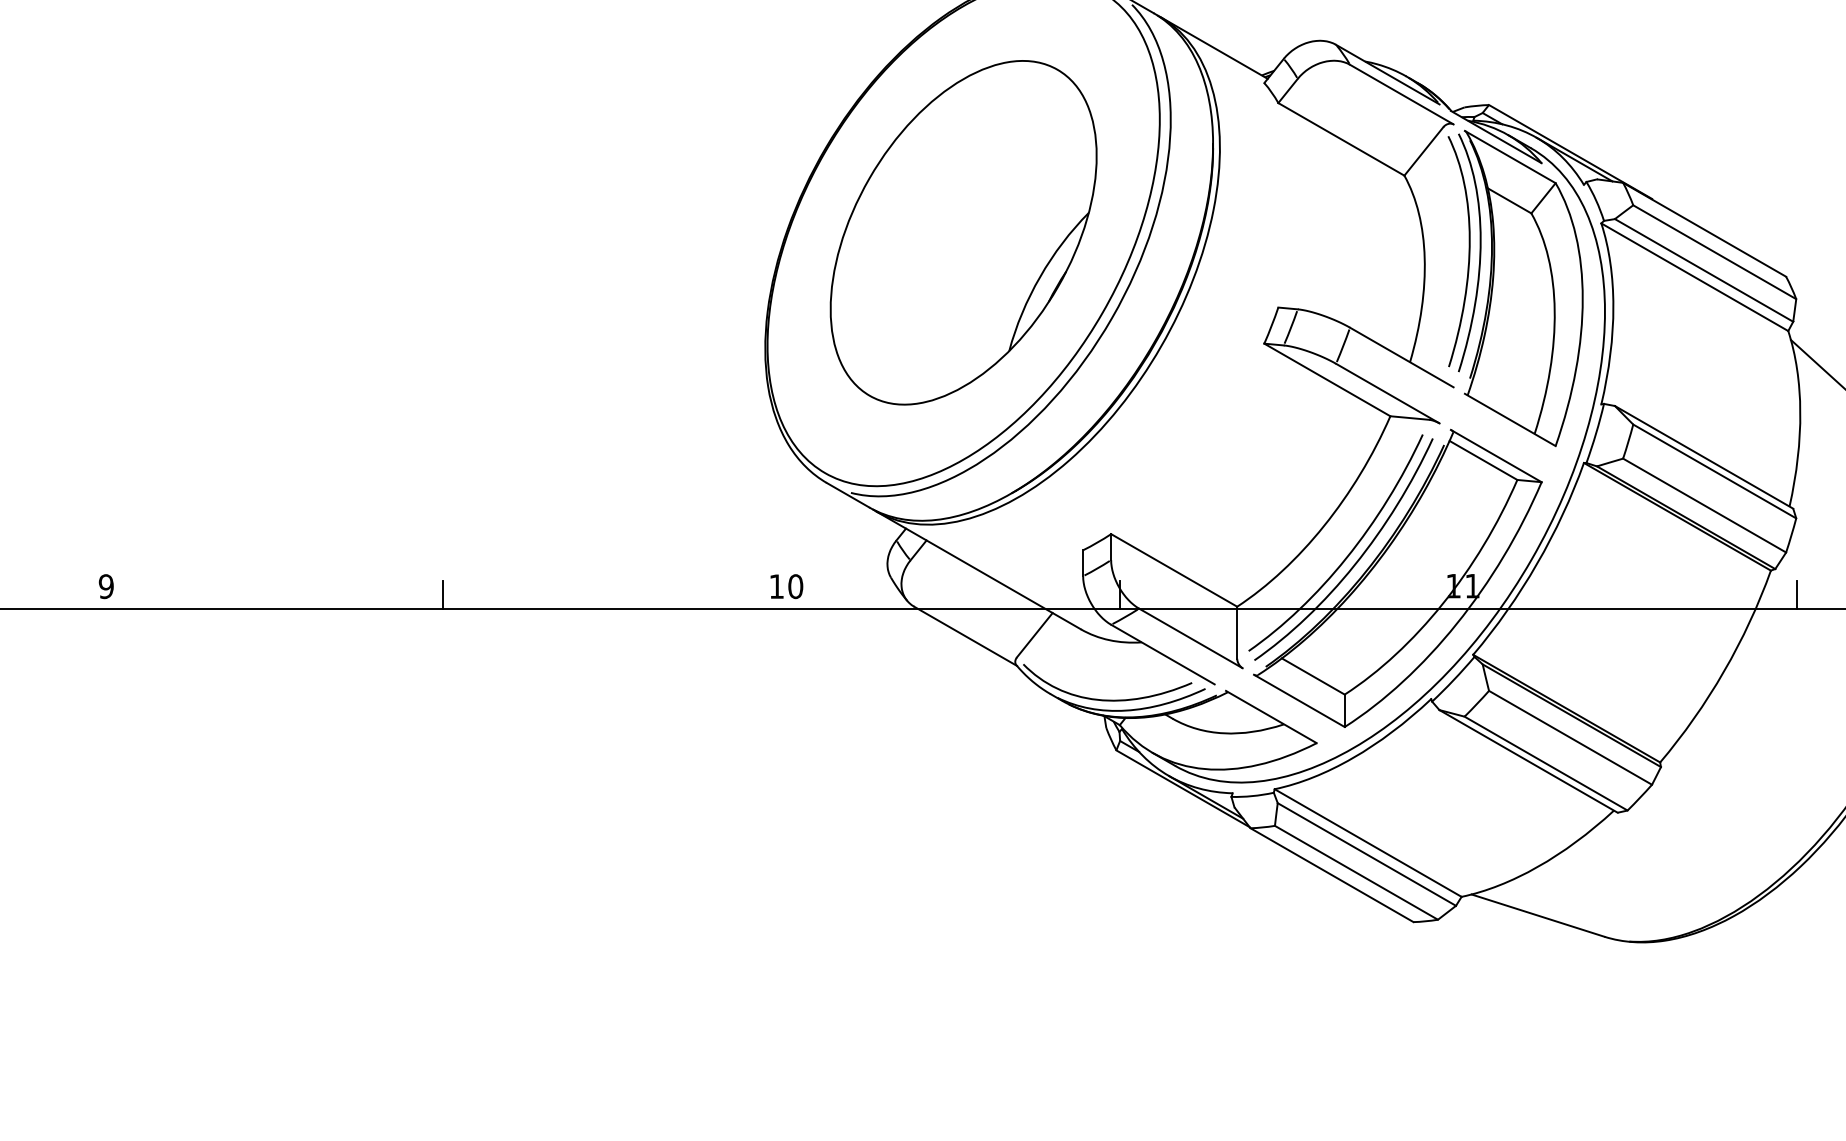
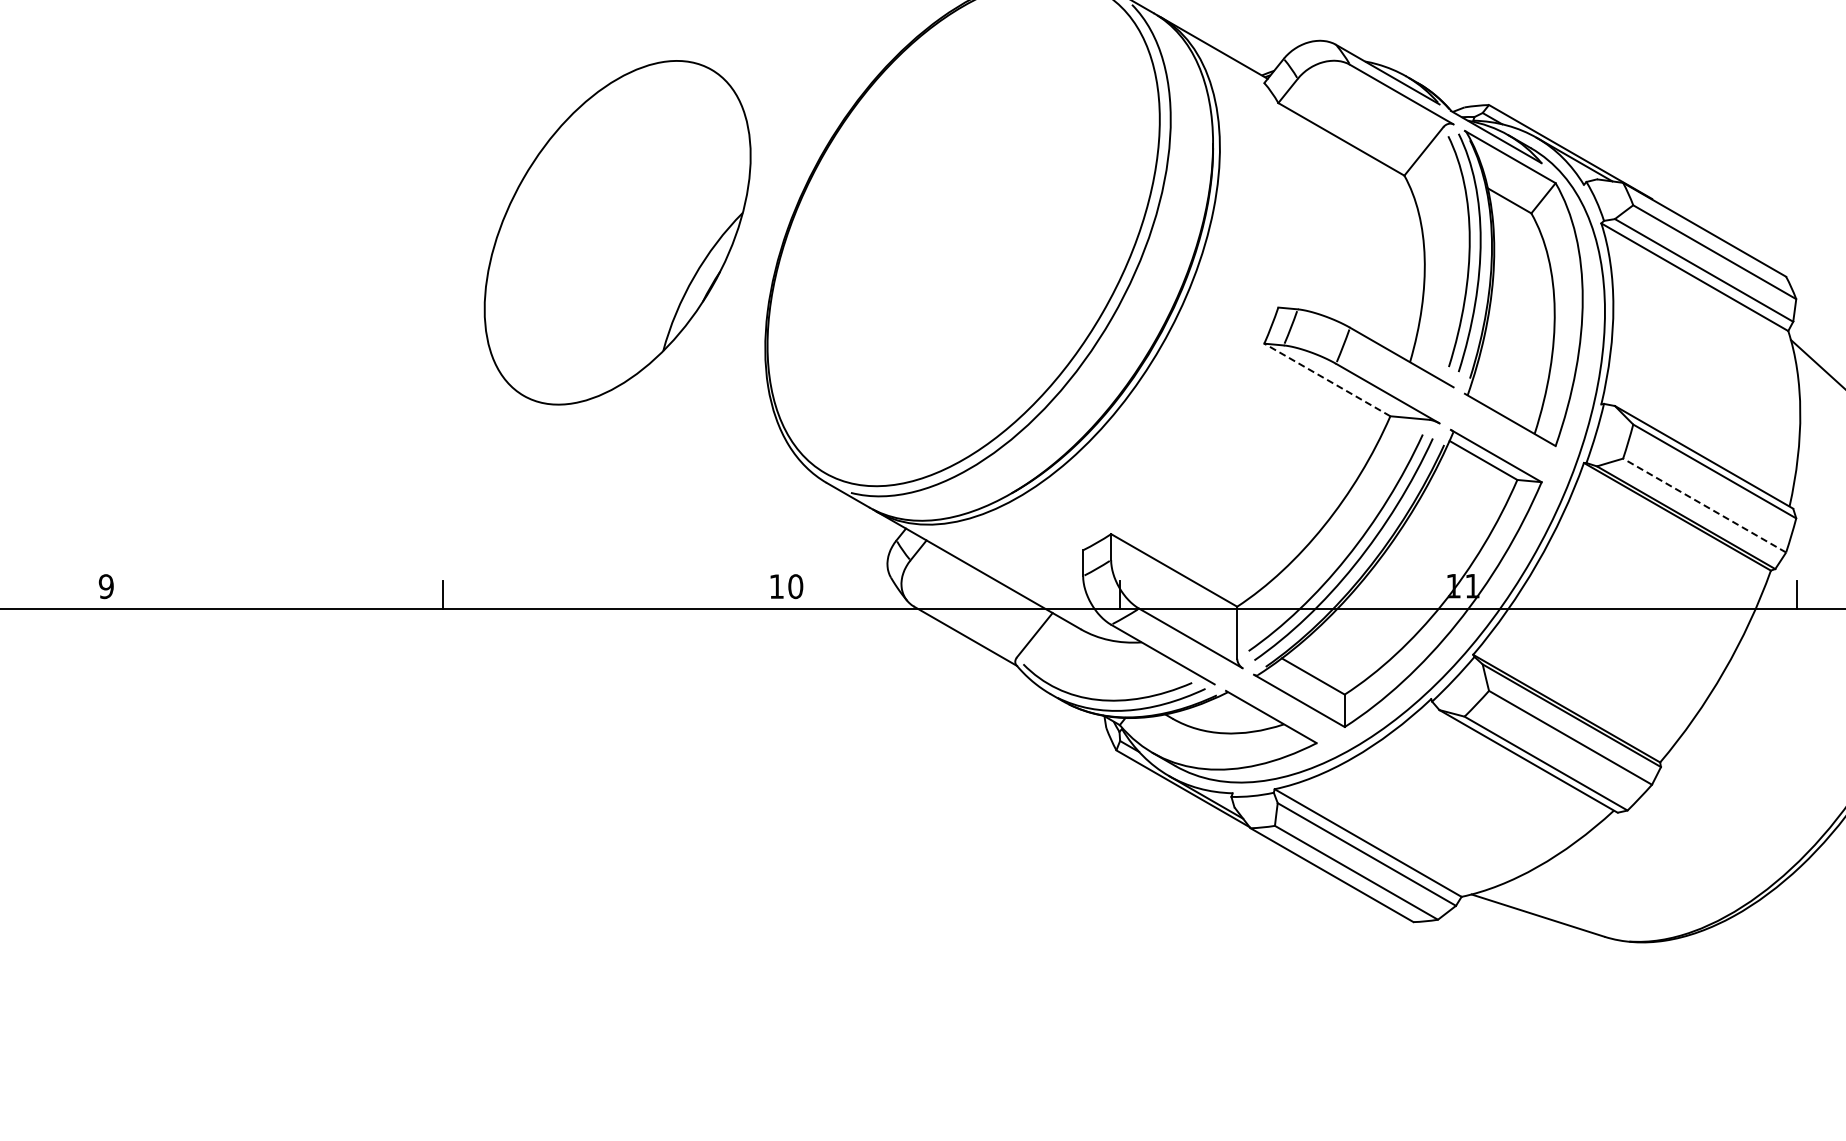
part position: (963, 232) -> (617, 232) (617, 232)
line: solid -> dashed (1327, 379)
line: solid -> dashed (1704, 505)
